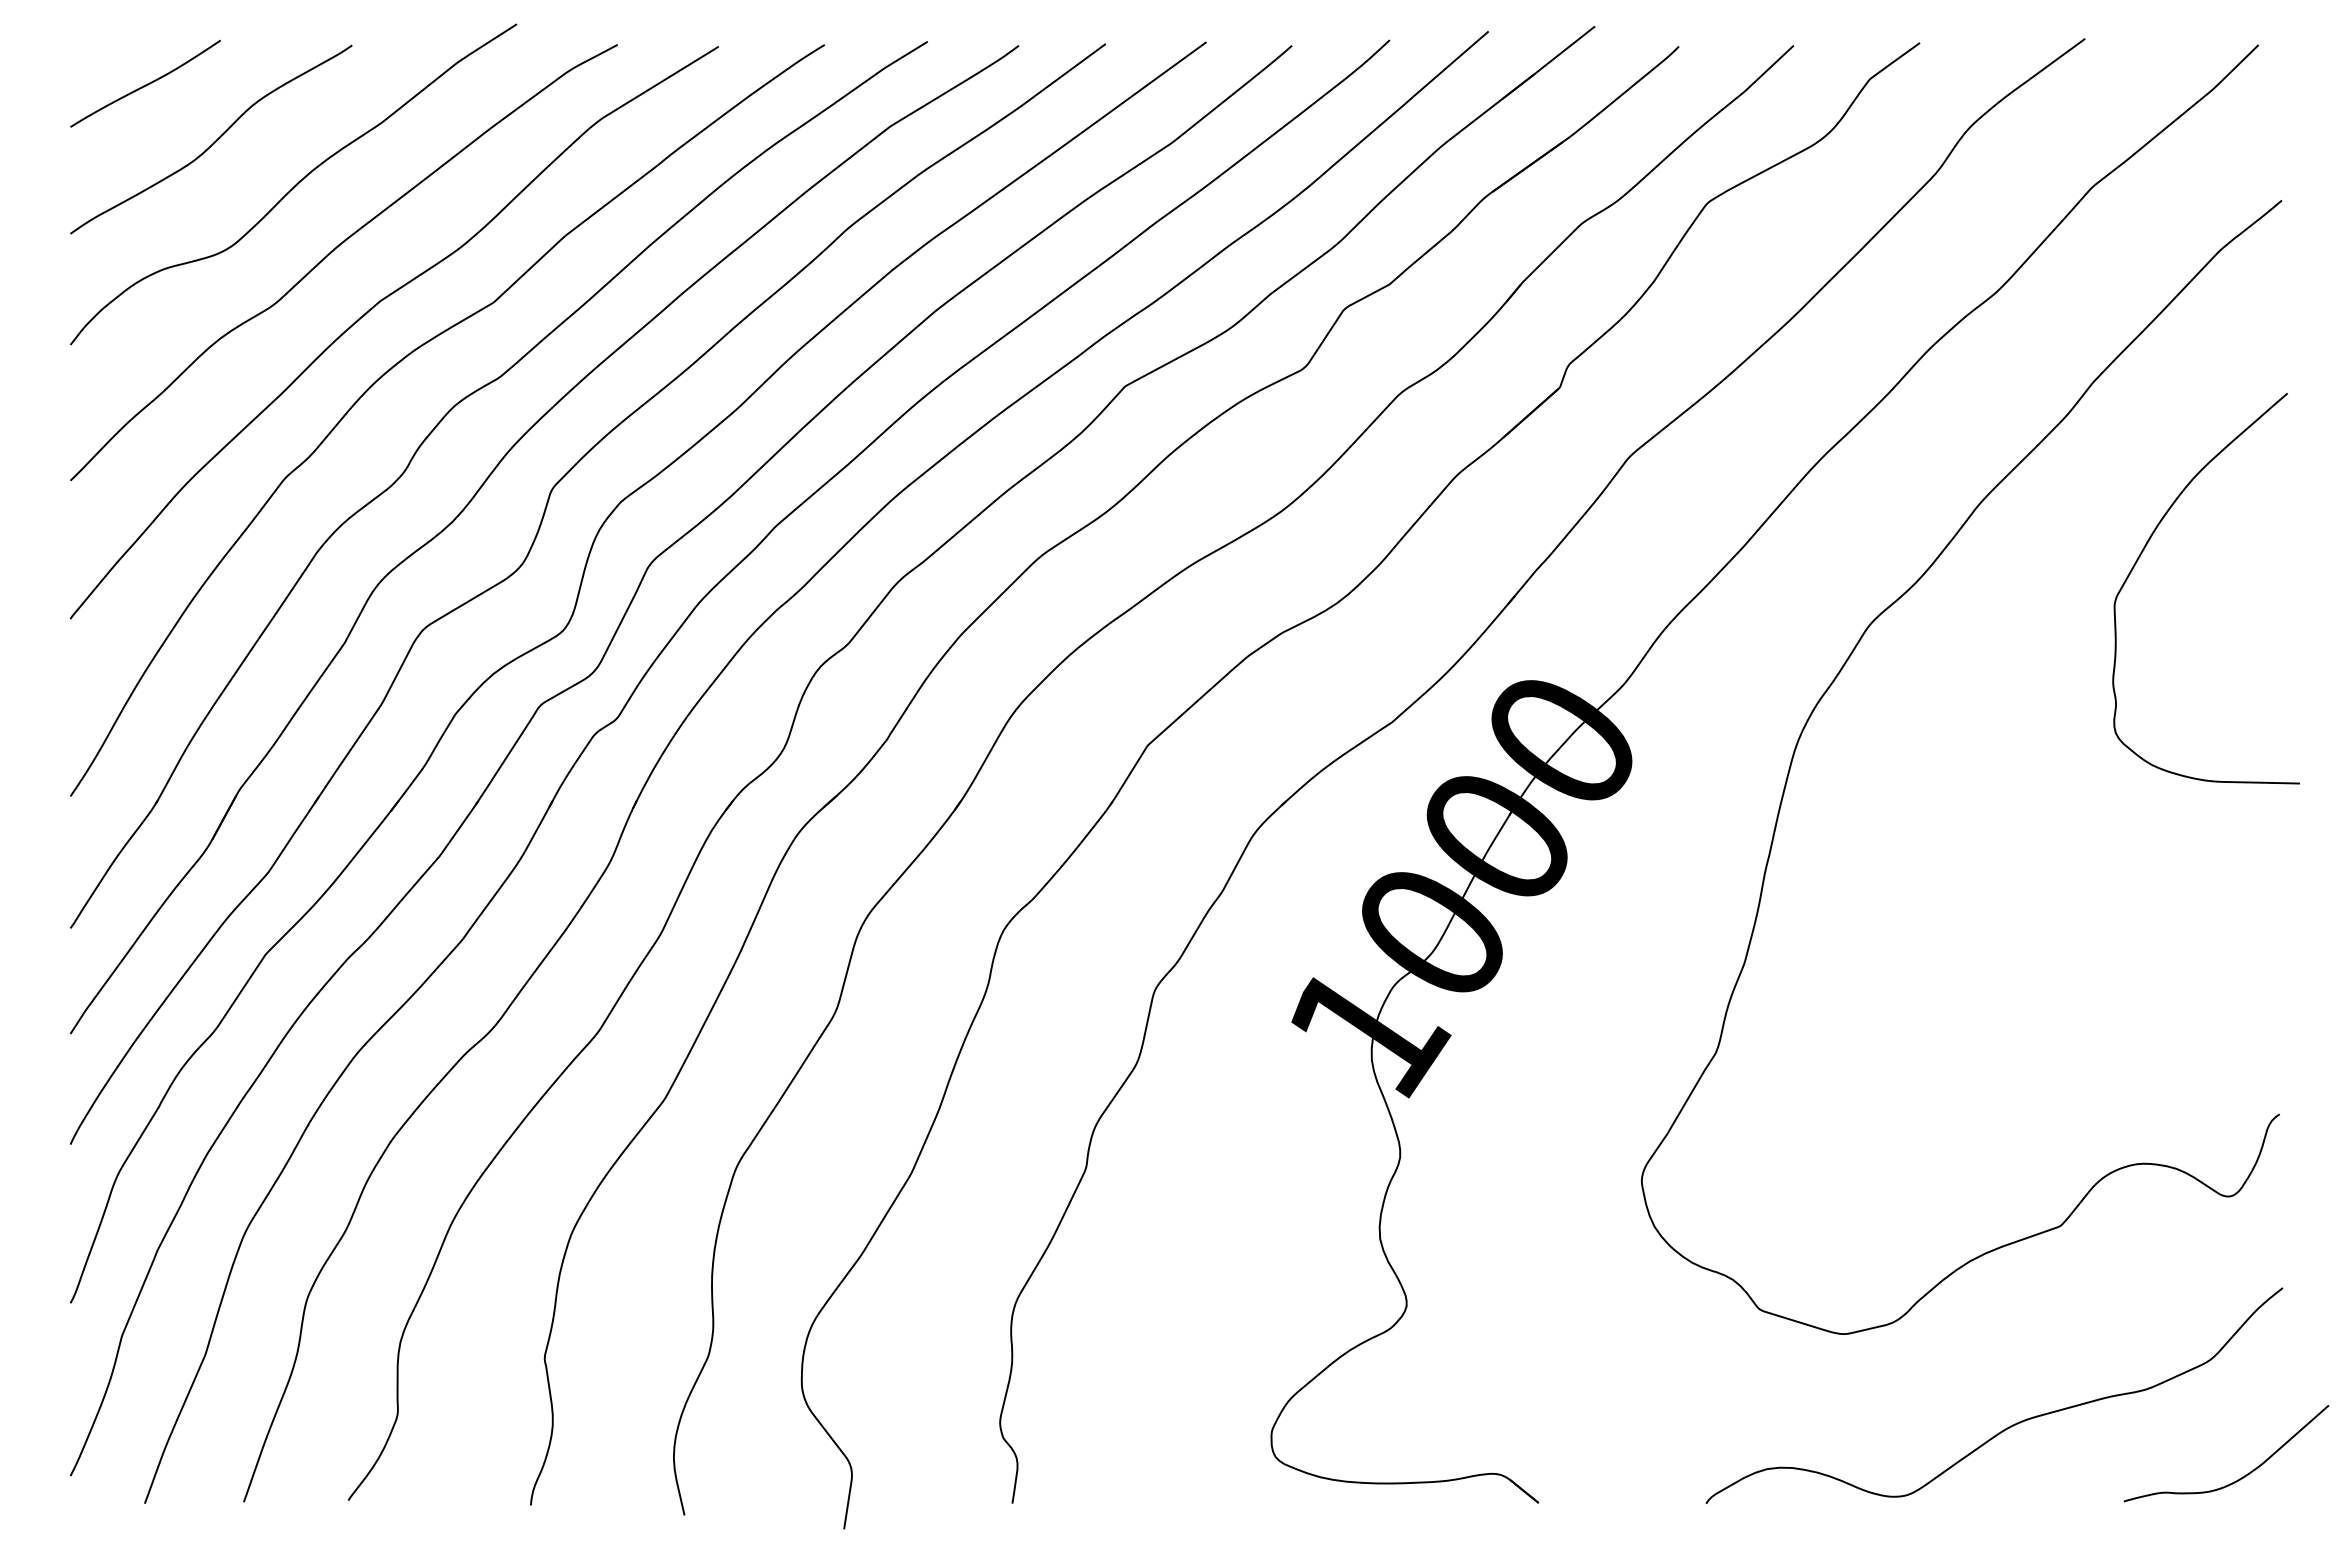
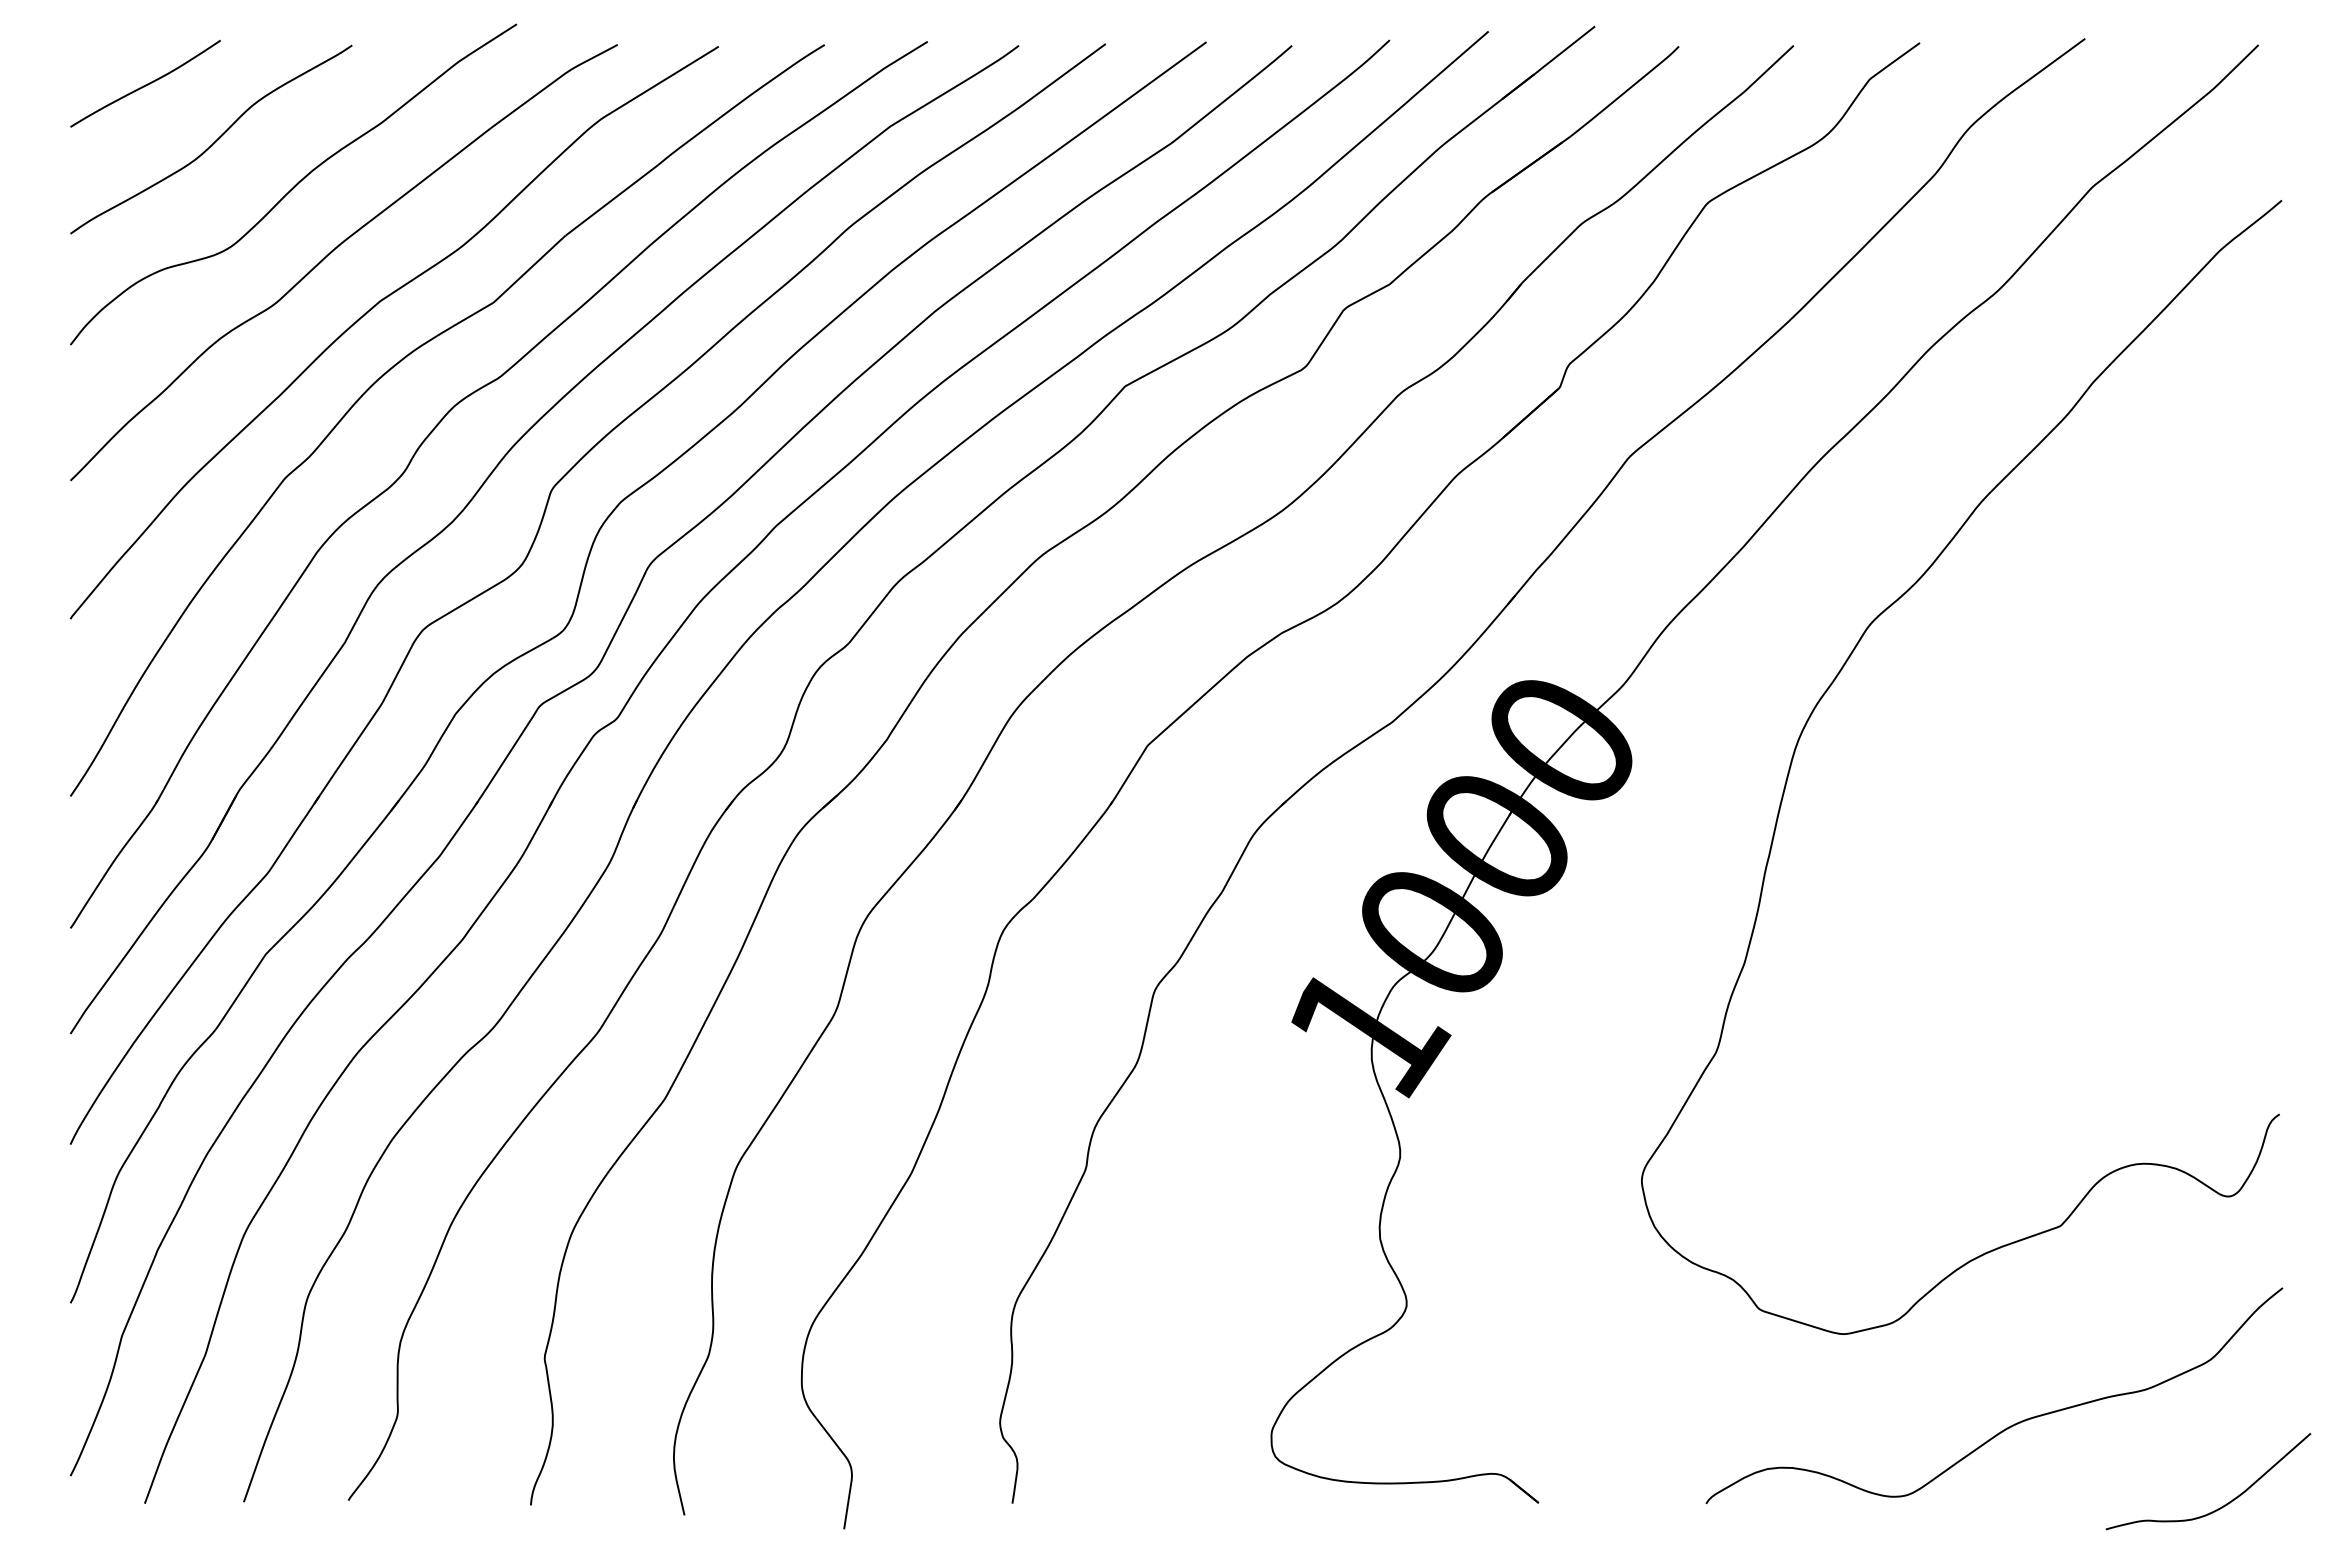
curve: present -> none (2141, 555)
curve position: (2242, 1476) -> (2224, 1504) (2224, 1504)
